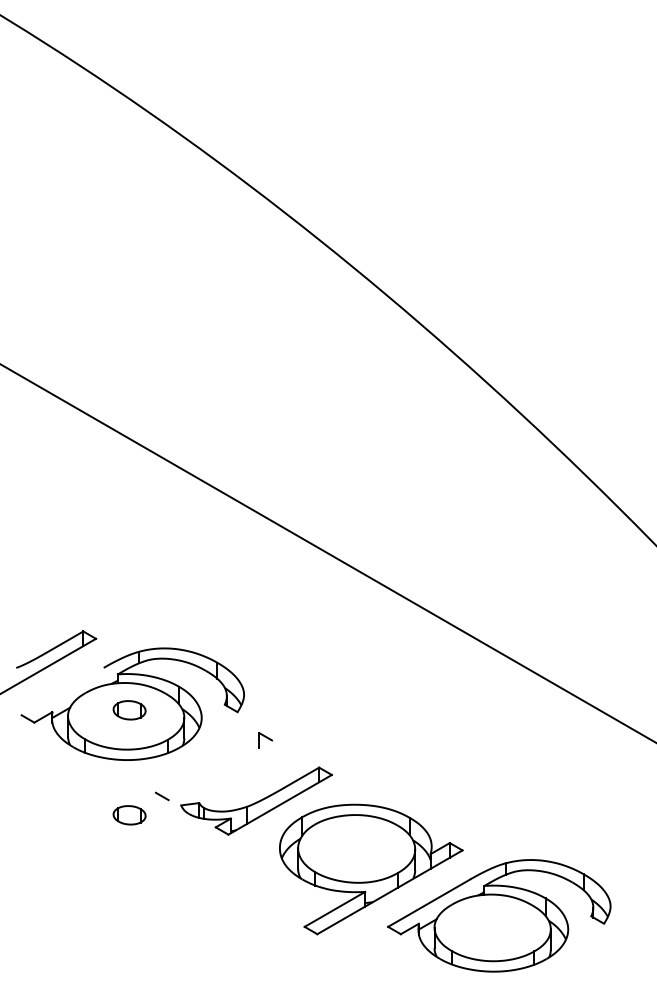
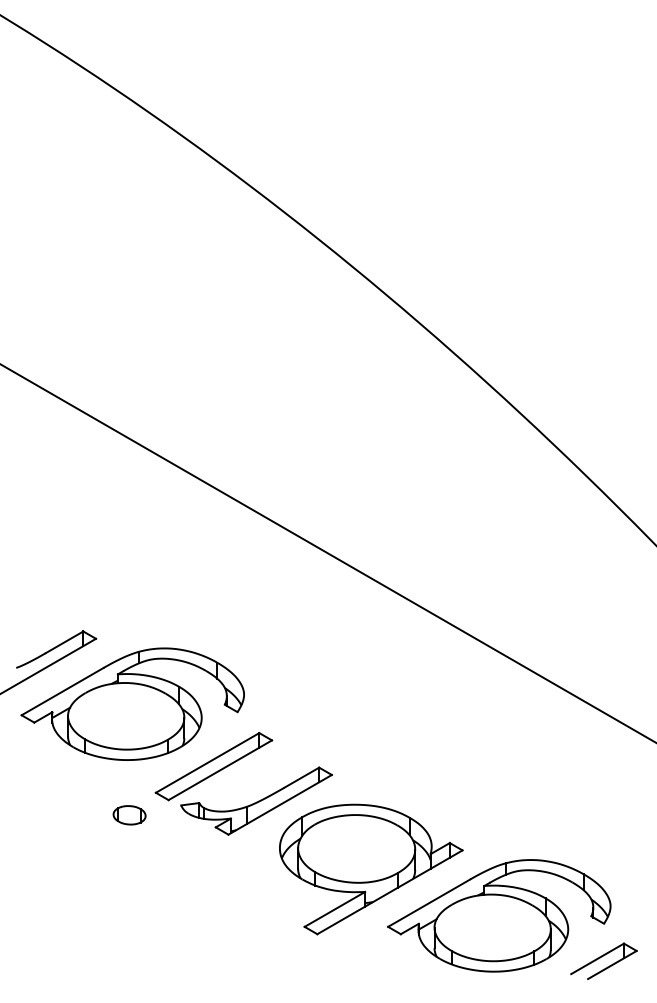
line: none -> present (62, 691)
part: present -> none (129, 710)
line: none -> present (207, 762)
line: none -> present (220, 770)
part: none -> present (603, 961)
